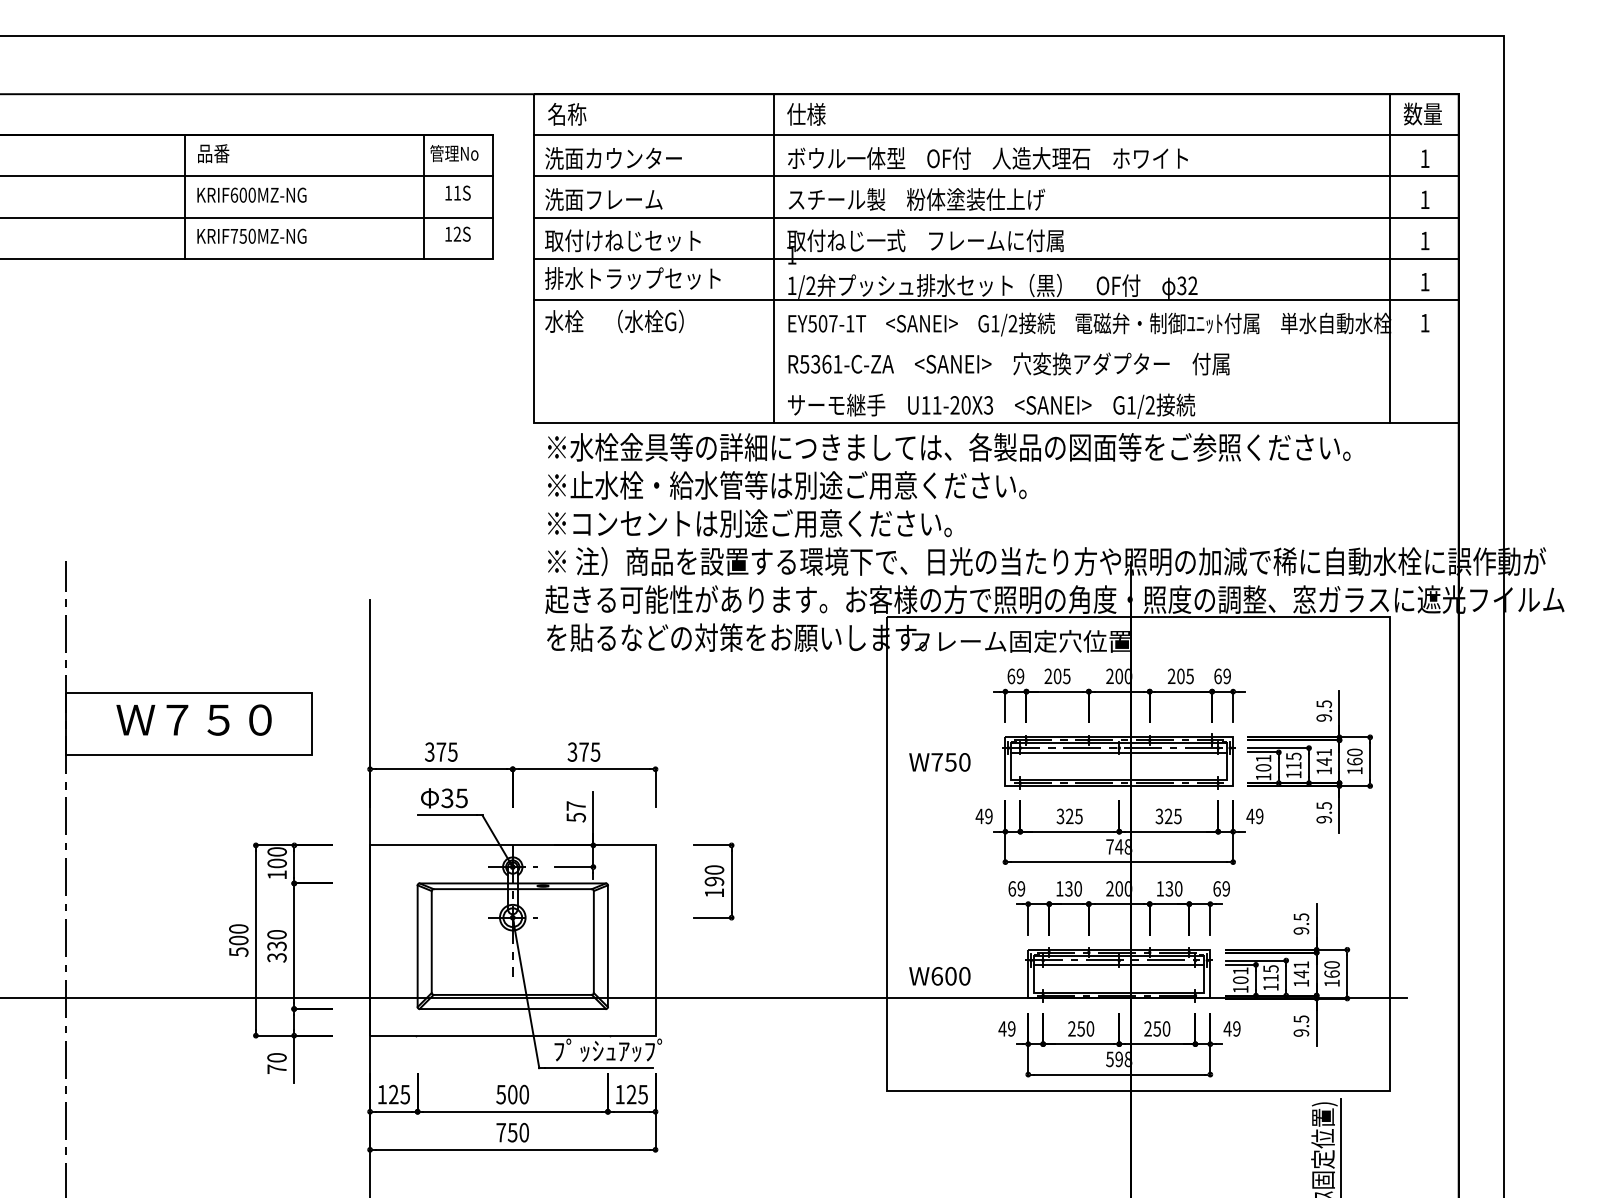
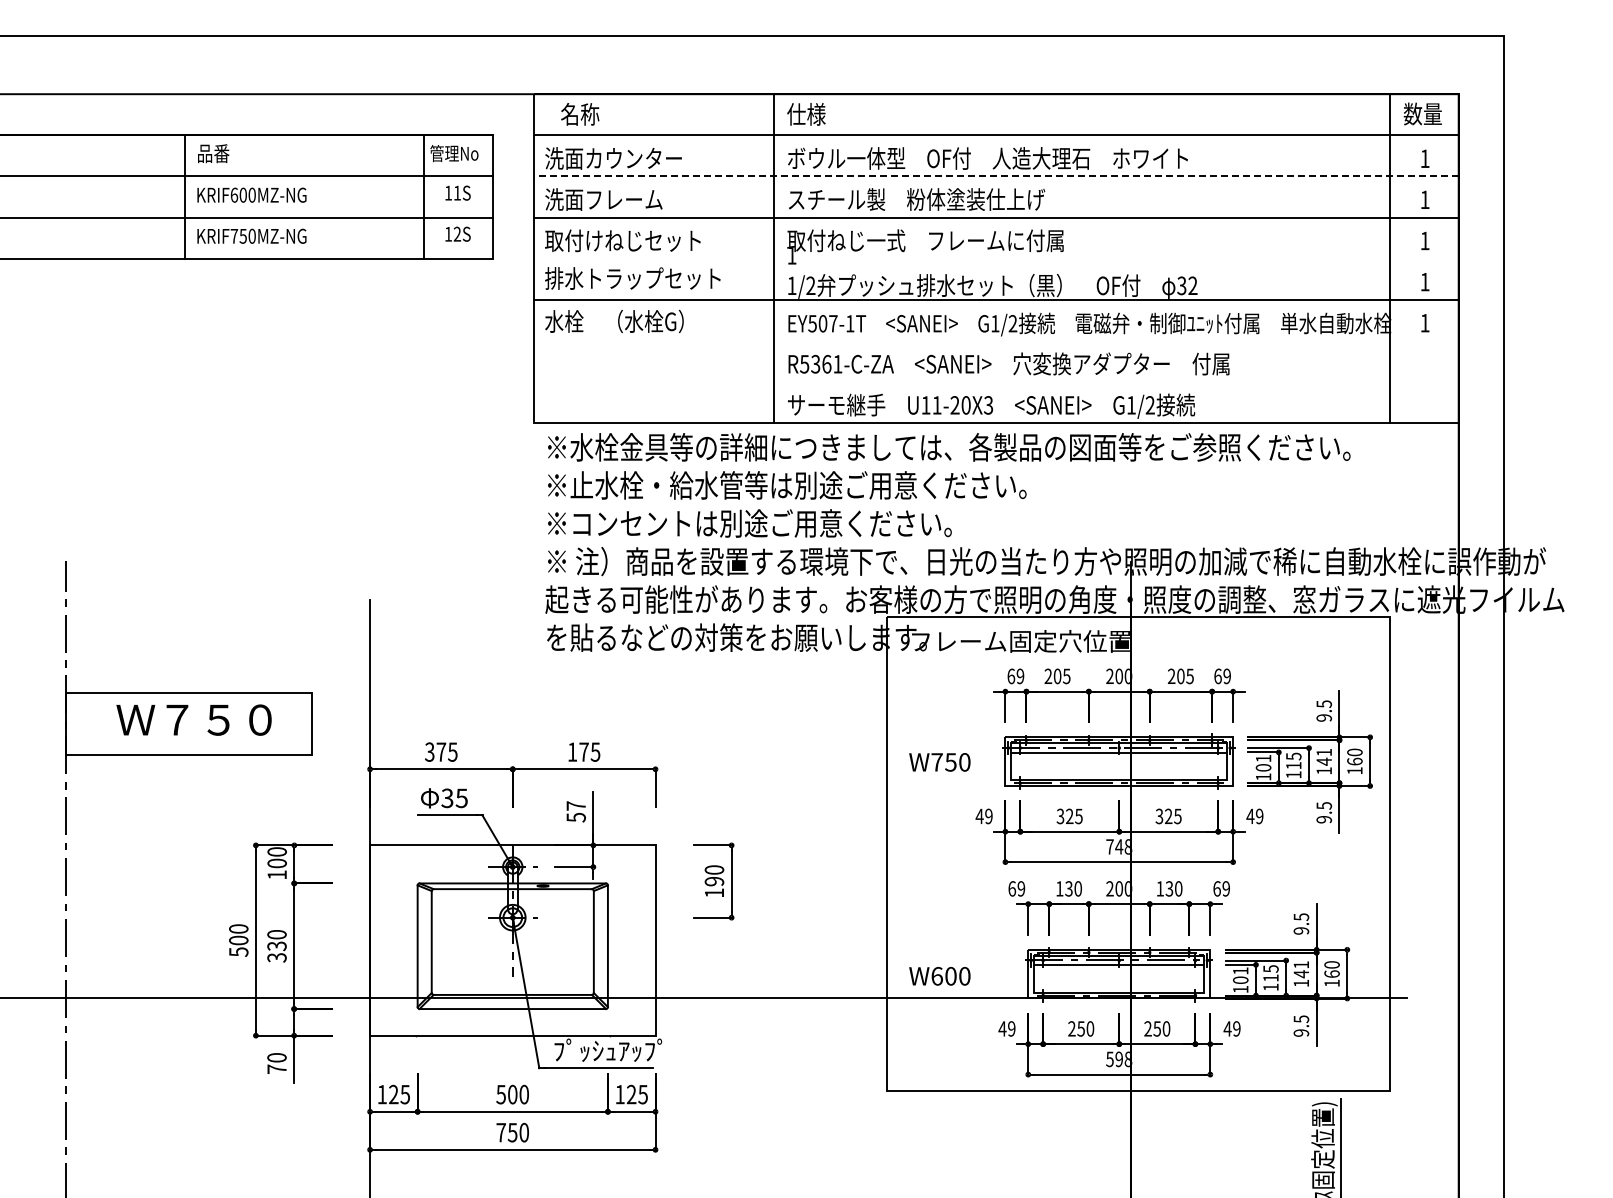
text position: (567, 114) -> (580, 114) (580, 114)
line: solid -> dashed (995, 176)
line: present -> none (995, 258)
text: 375 -> 175 (572, 751)
